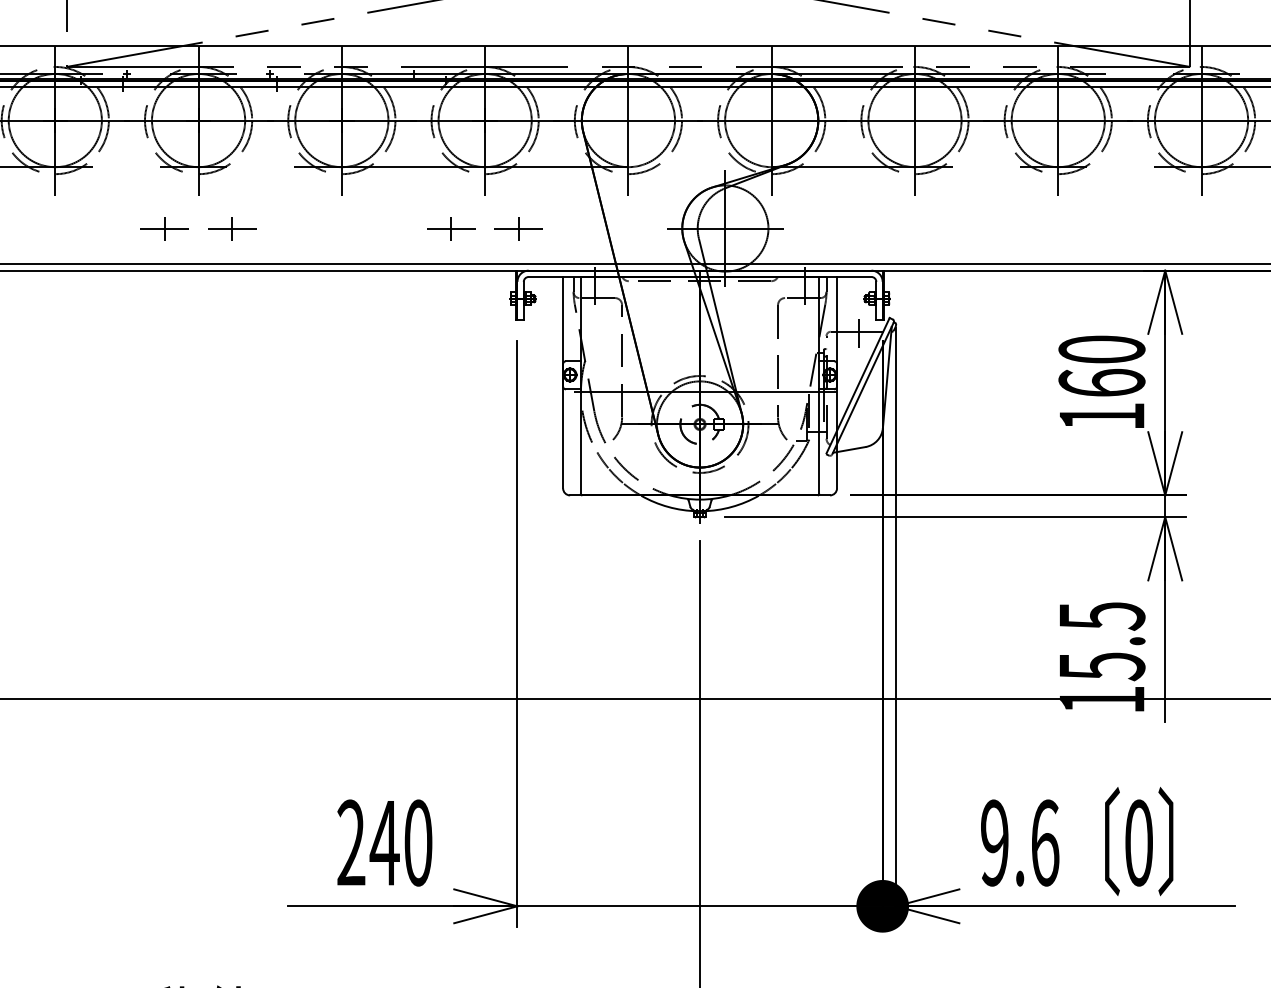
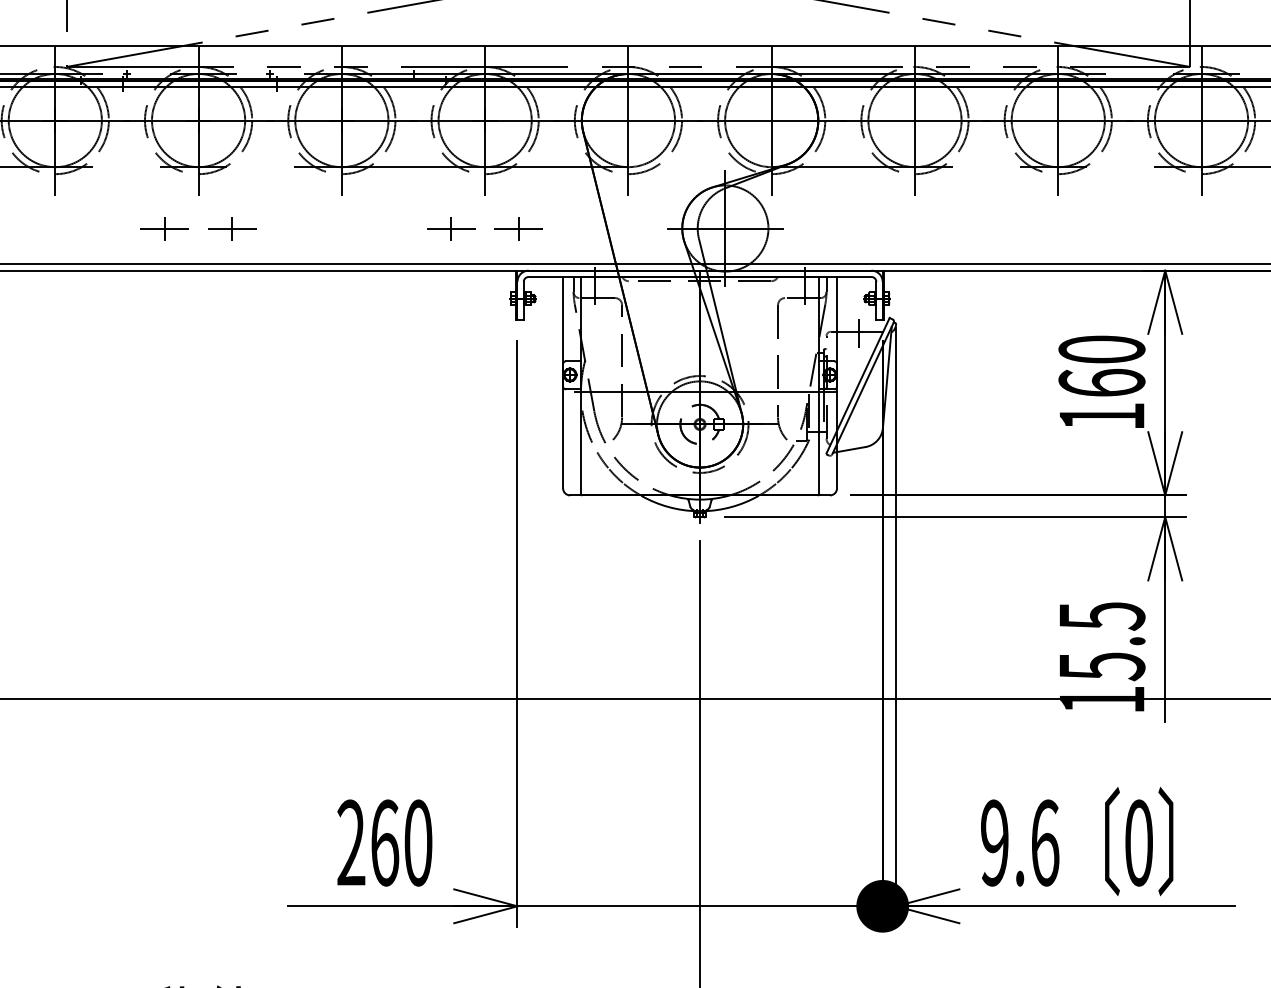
text: 240 -> 260 (384, 842)
